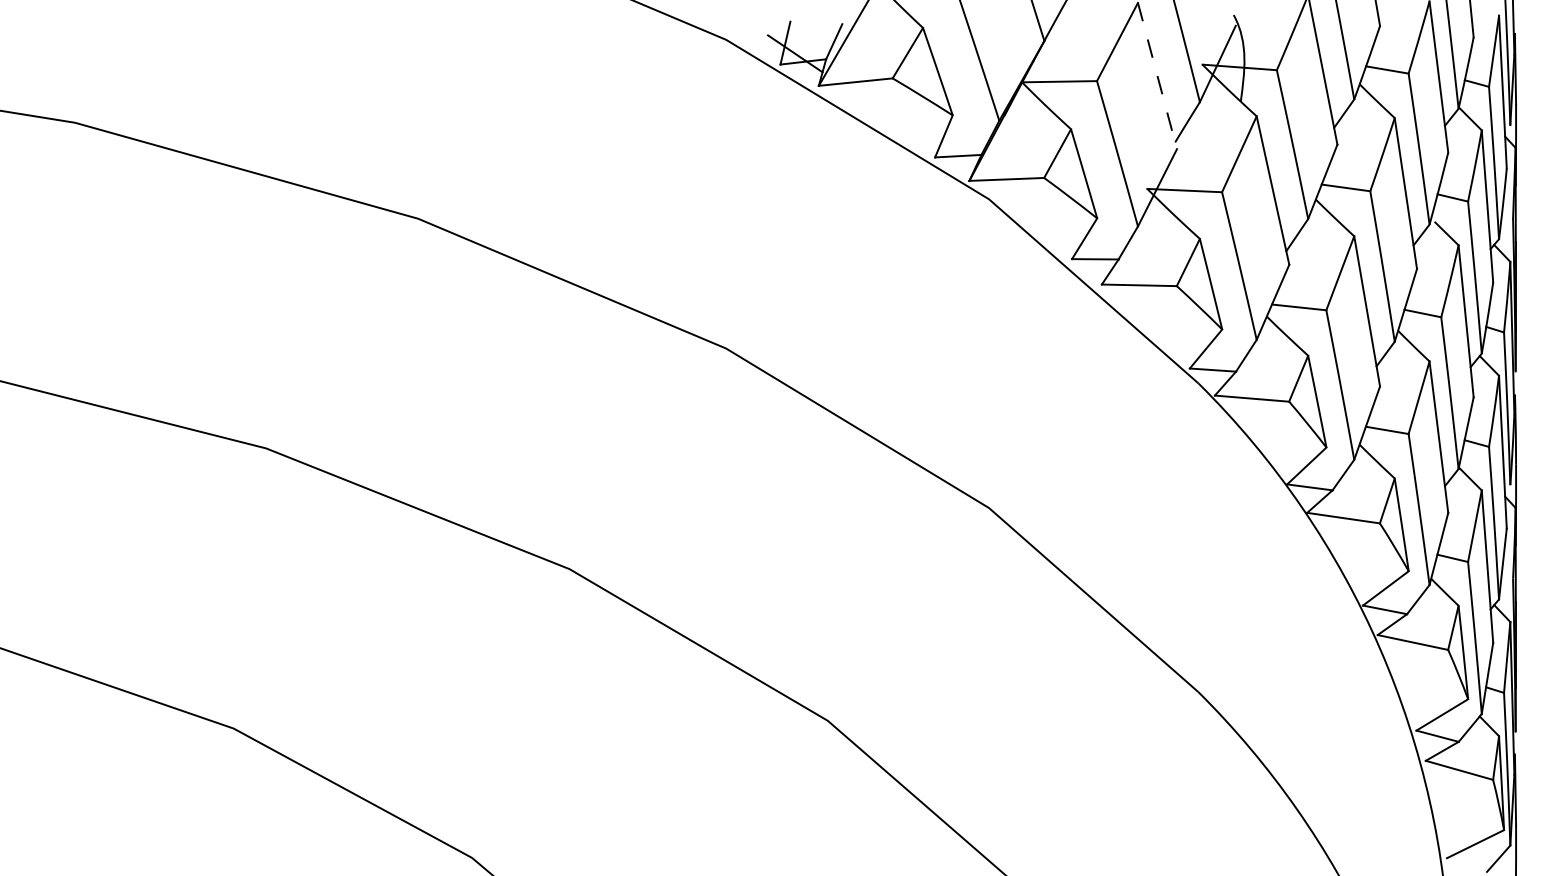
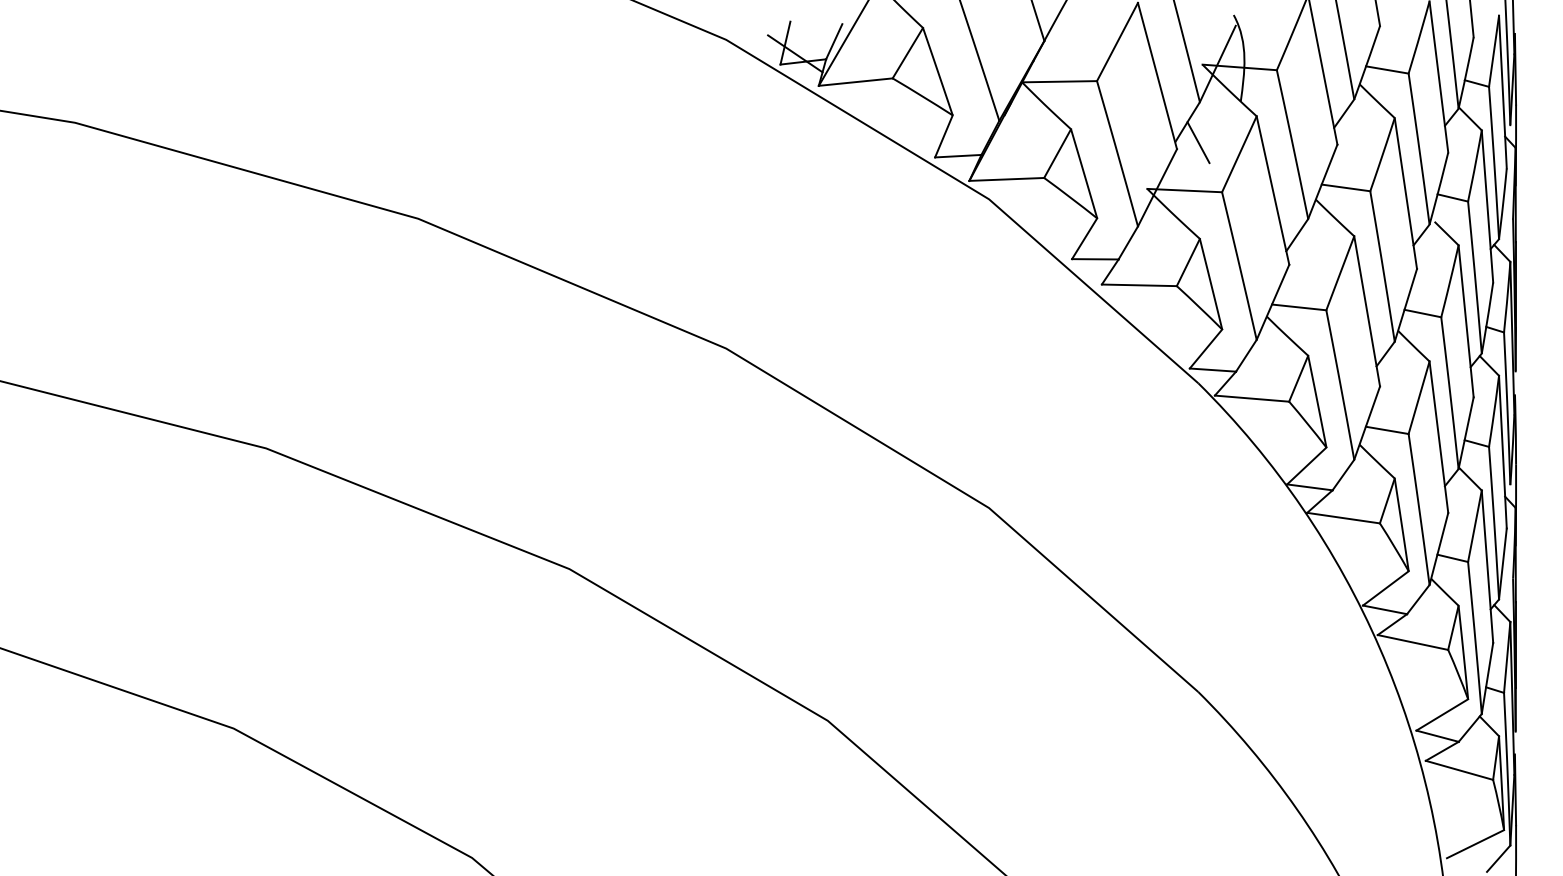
line: dashed -> solid (1157, 76)
line: none -> present (1198, 142)
